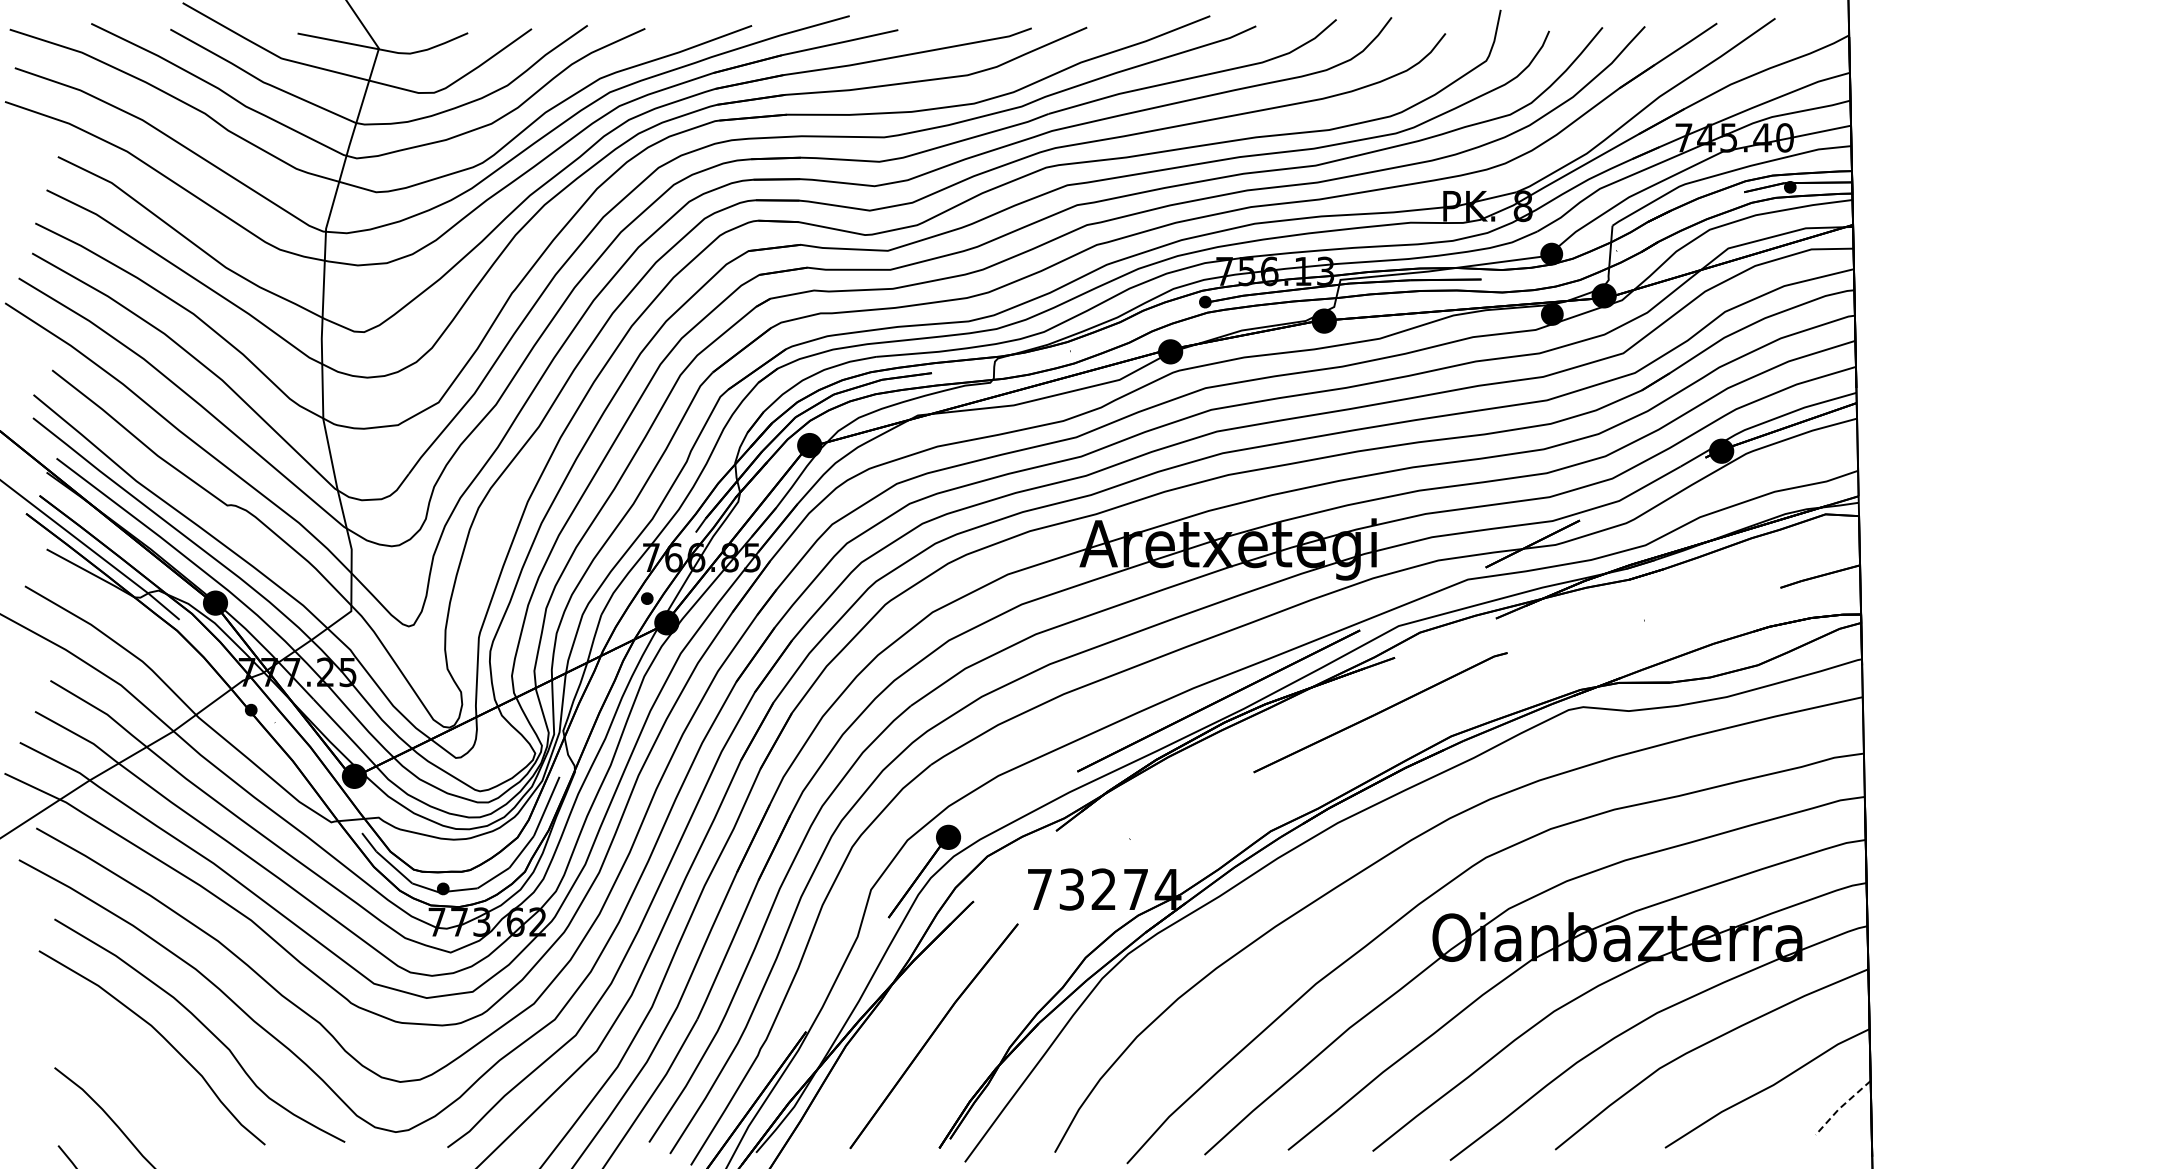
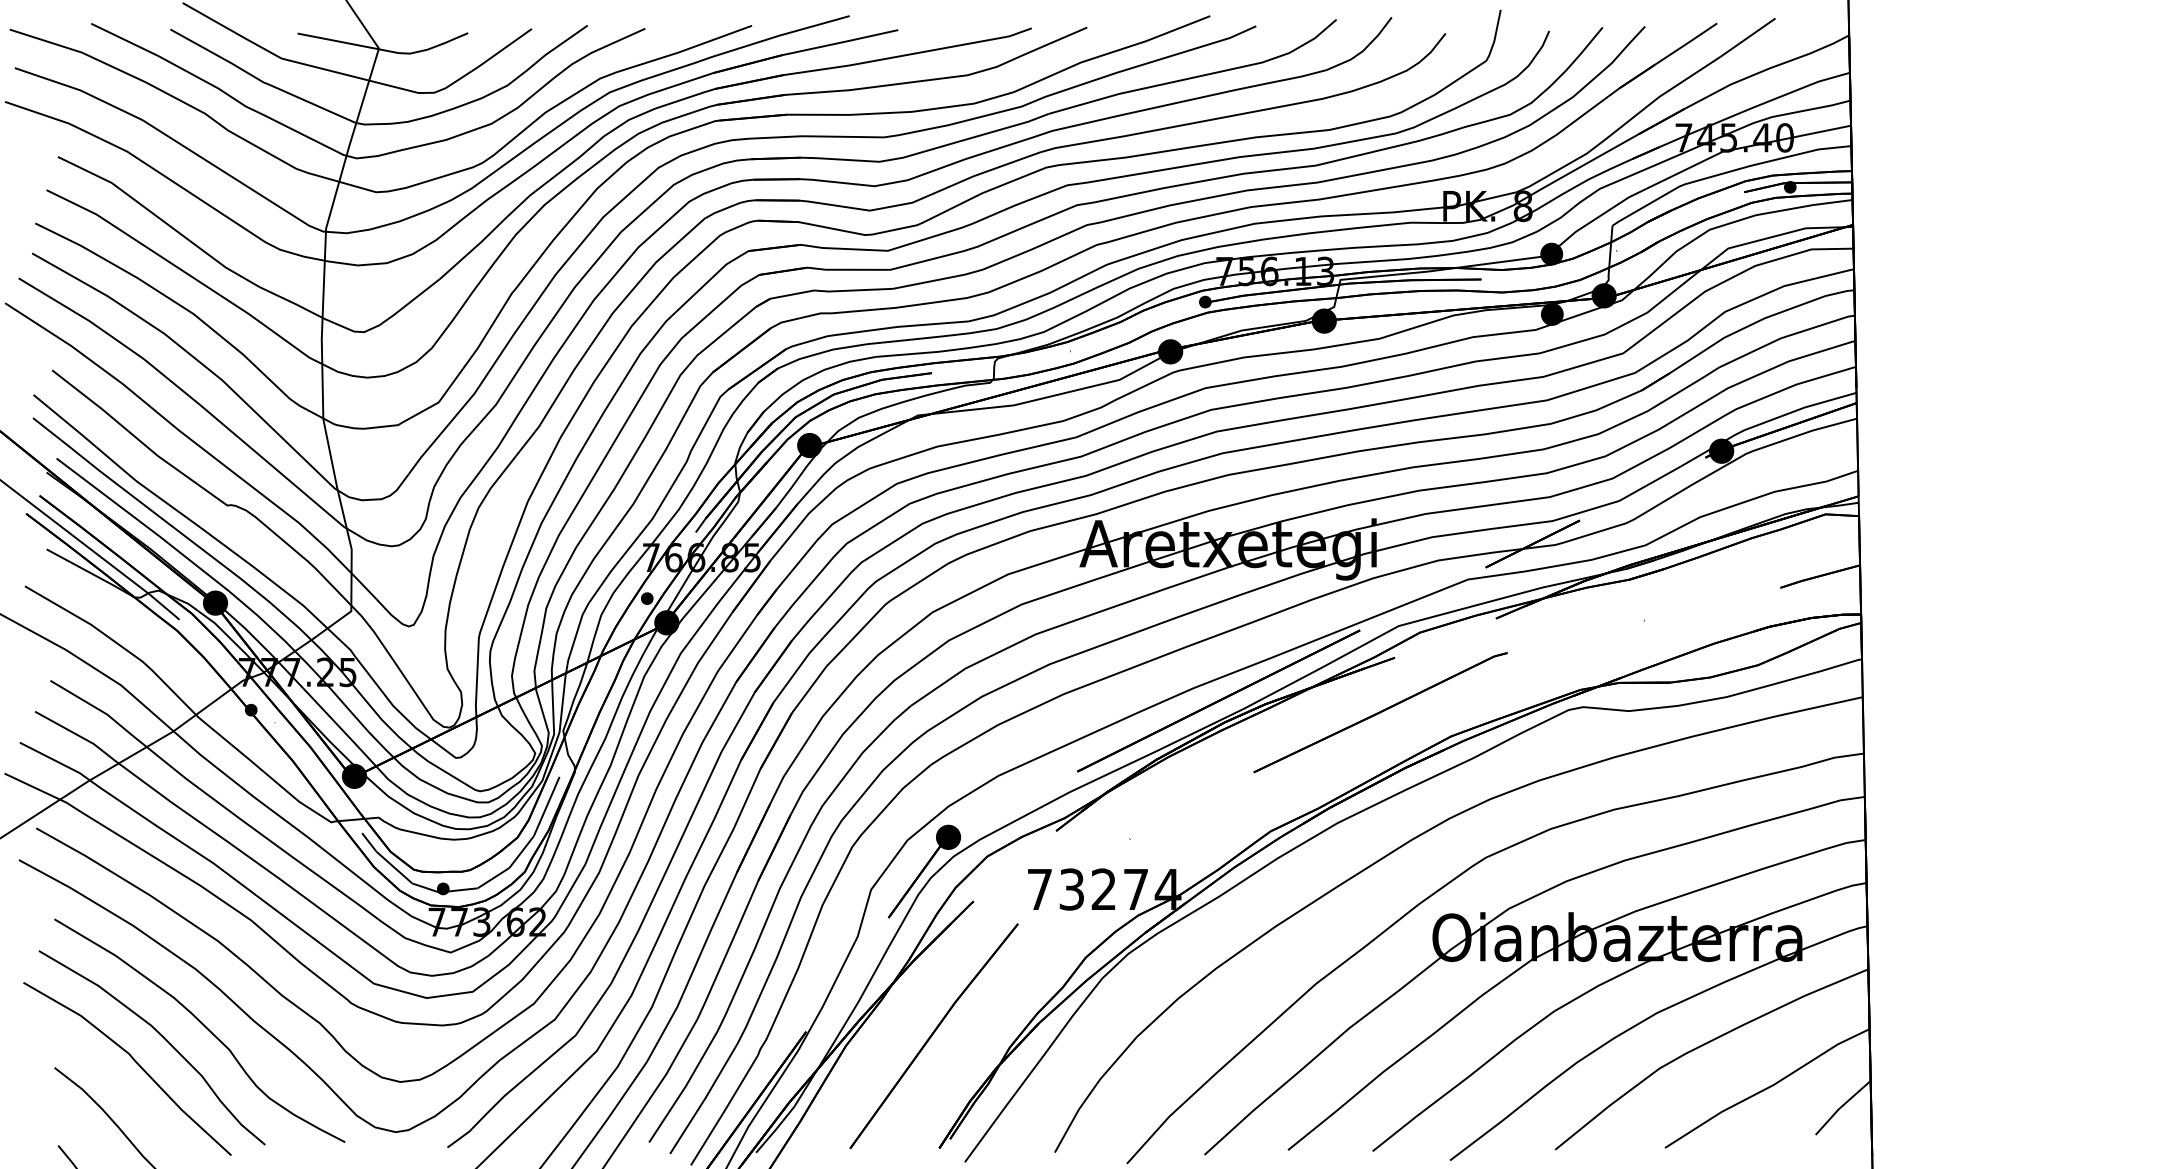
curve: none -> present (134, 1061)
line: dashed -> solid (1840, 1107)
